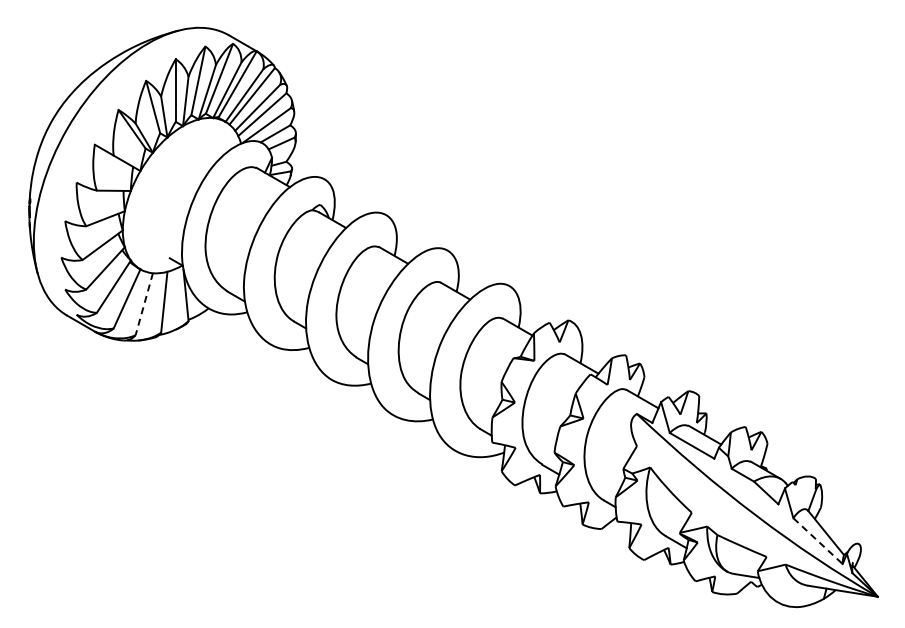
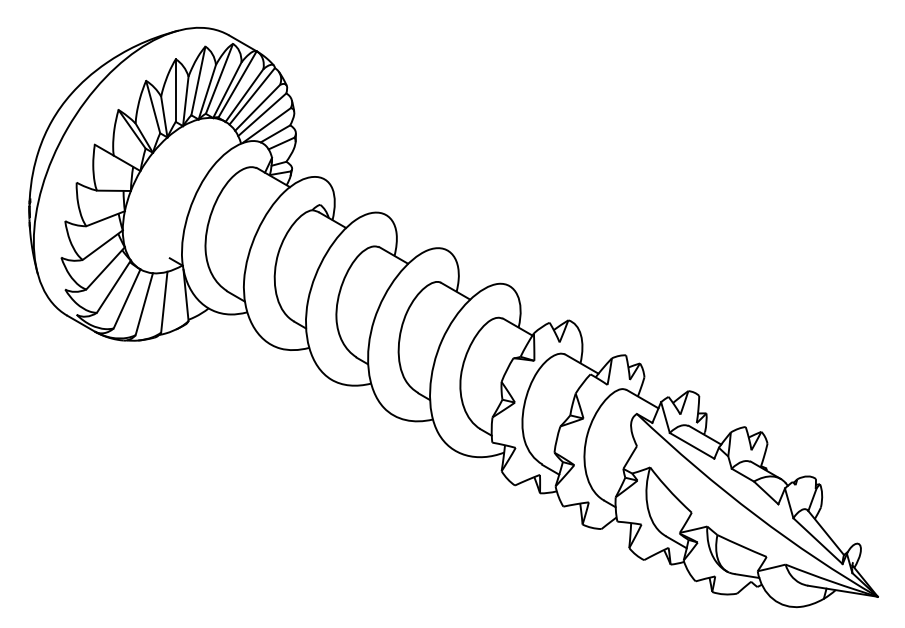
line: dashed -> solid (144, 304)
line: dashed -> solid (818, 541)
